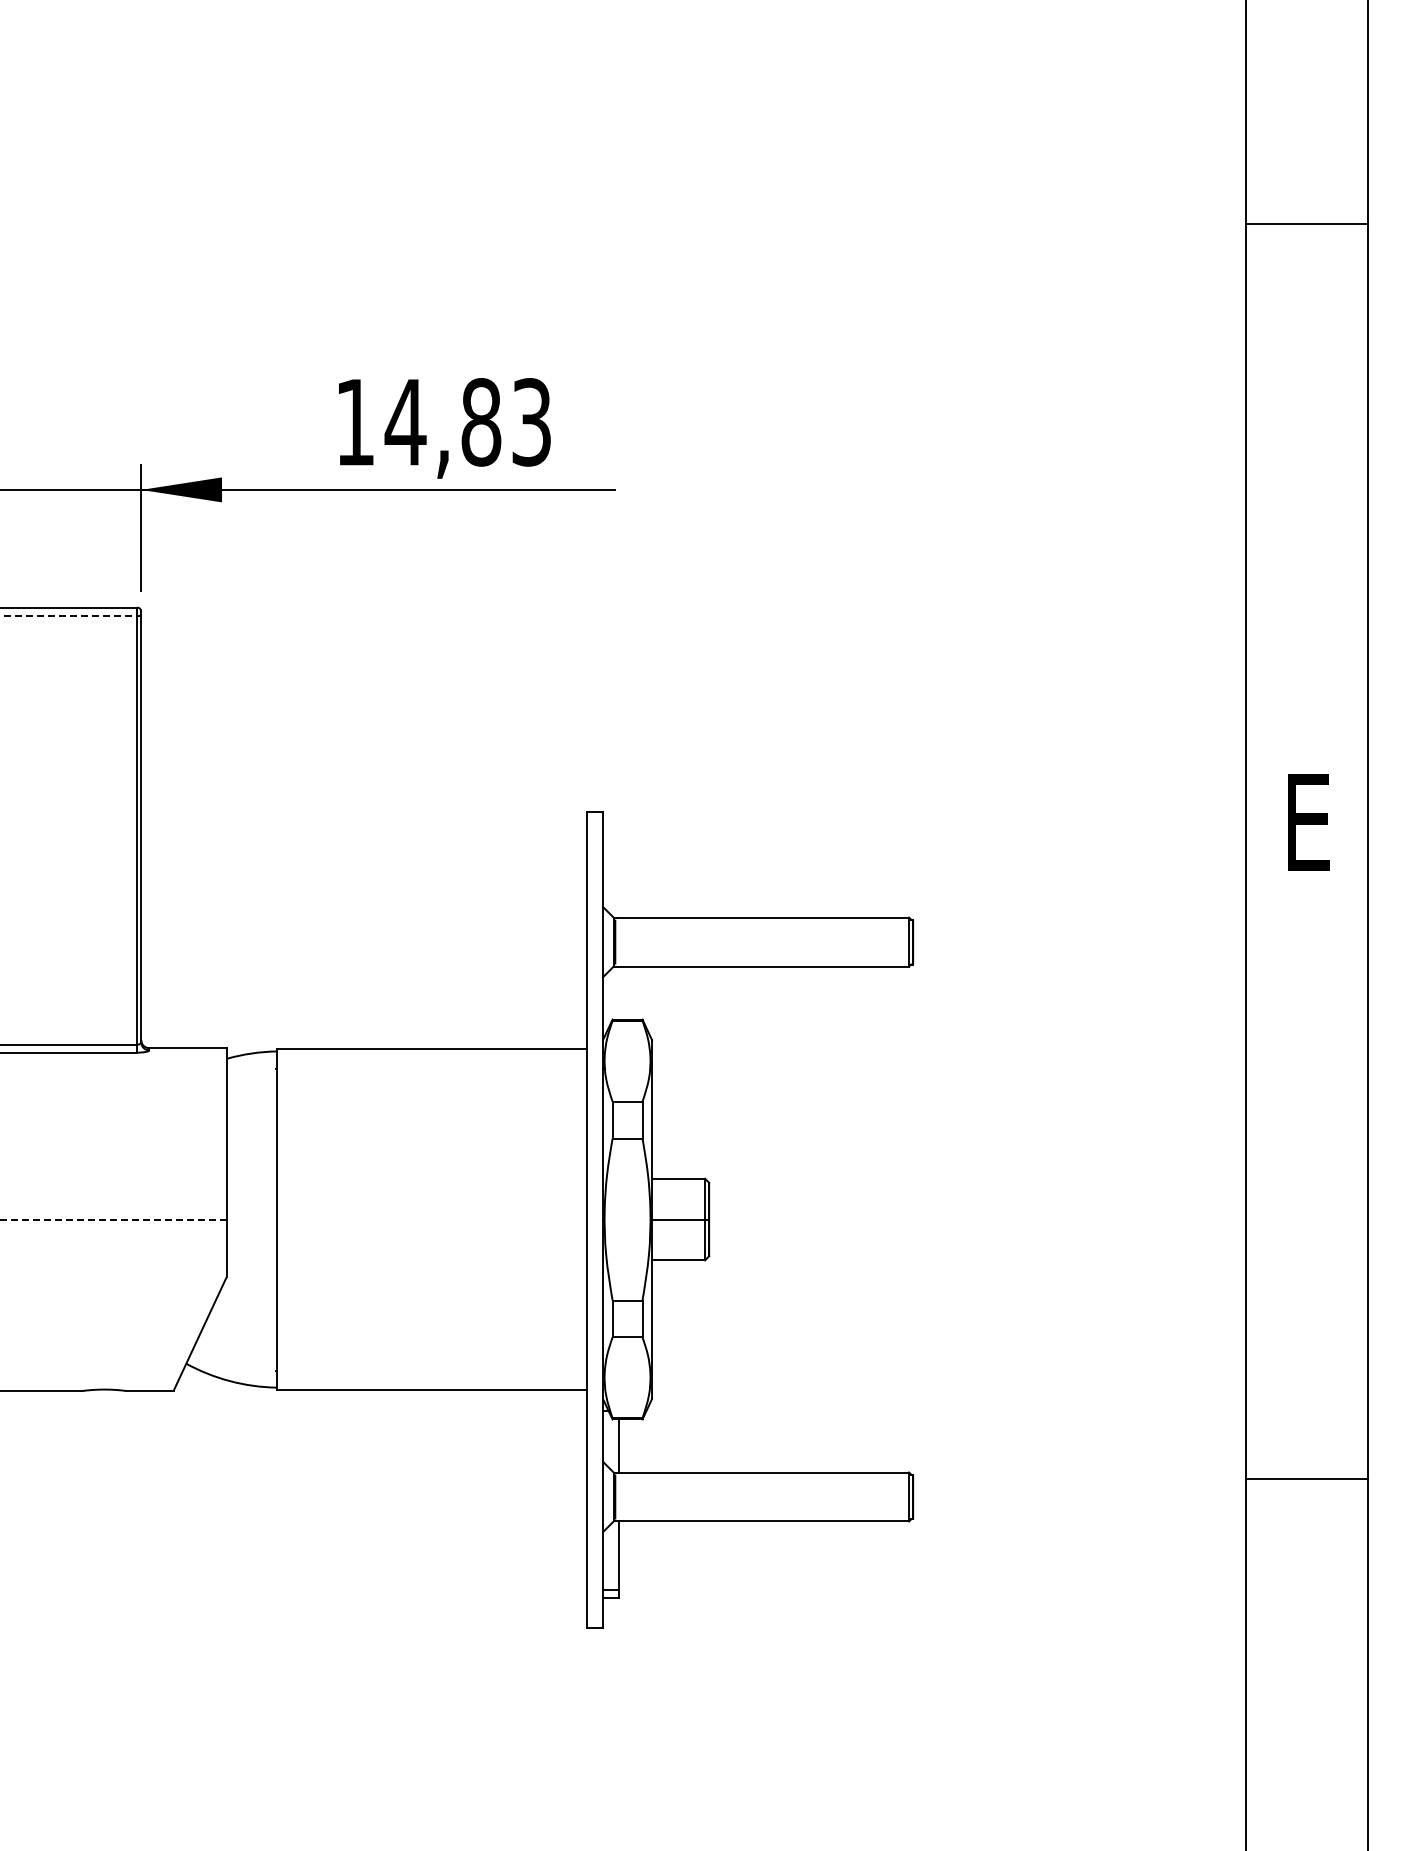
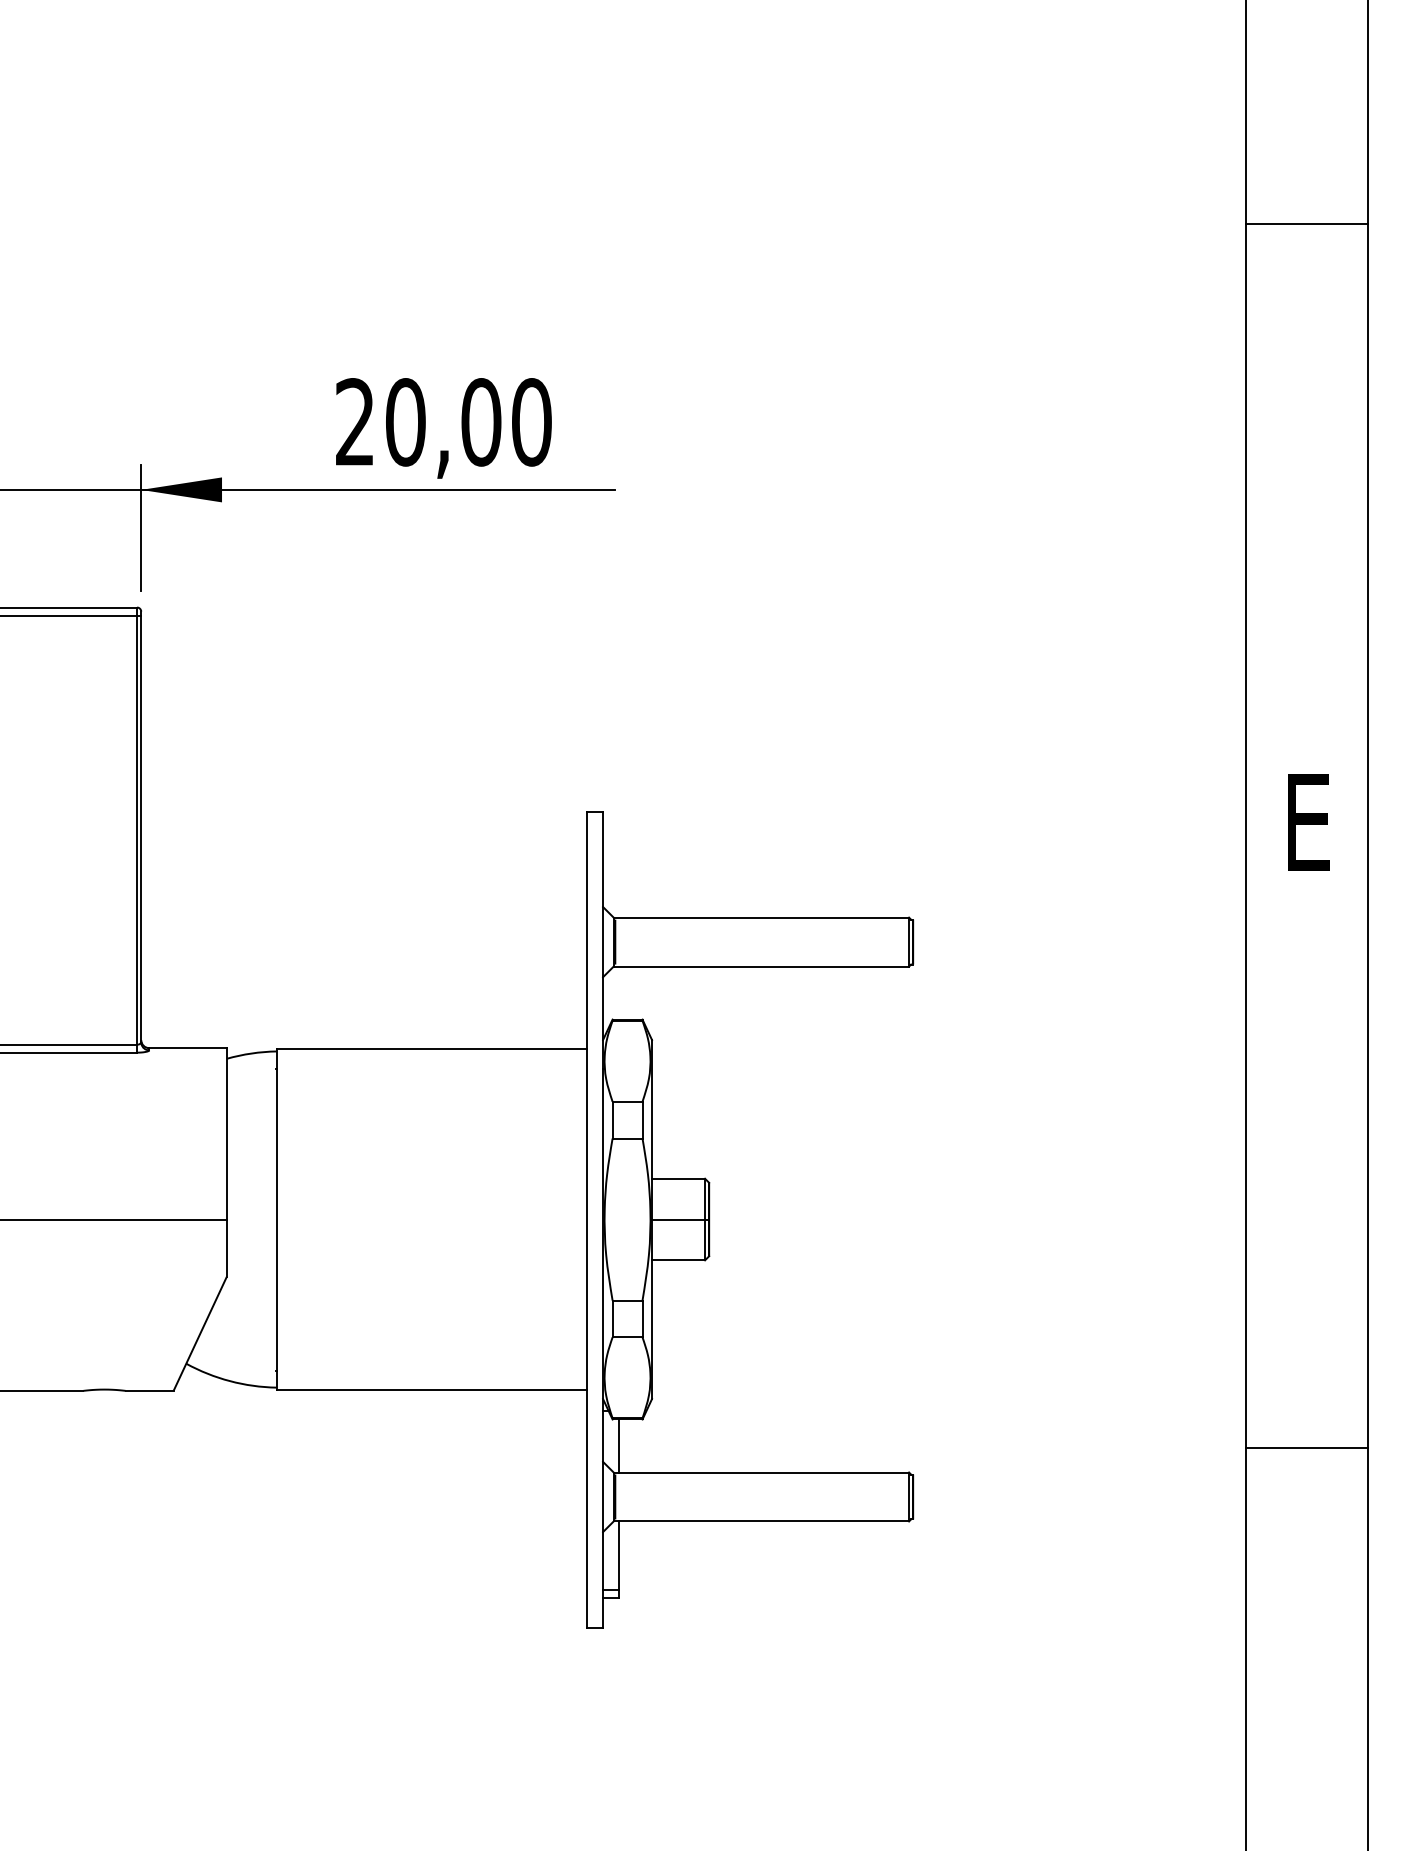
text: 14,83 -> 20,00 (443, 422)
line: dashed -> solid (69, 615)
line: dashed -> solid (113, 1219)
line position: (1306, 1479) -> (1306, 1448) (1306, 1448)
